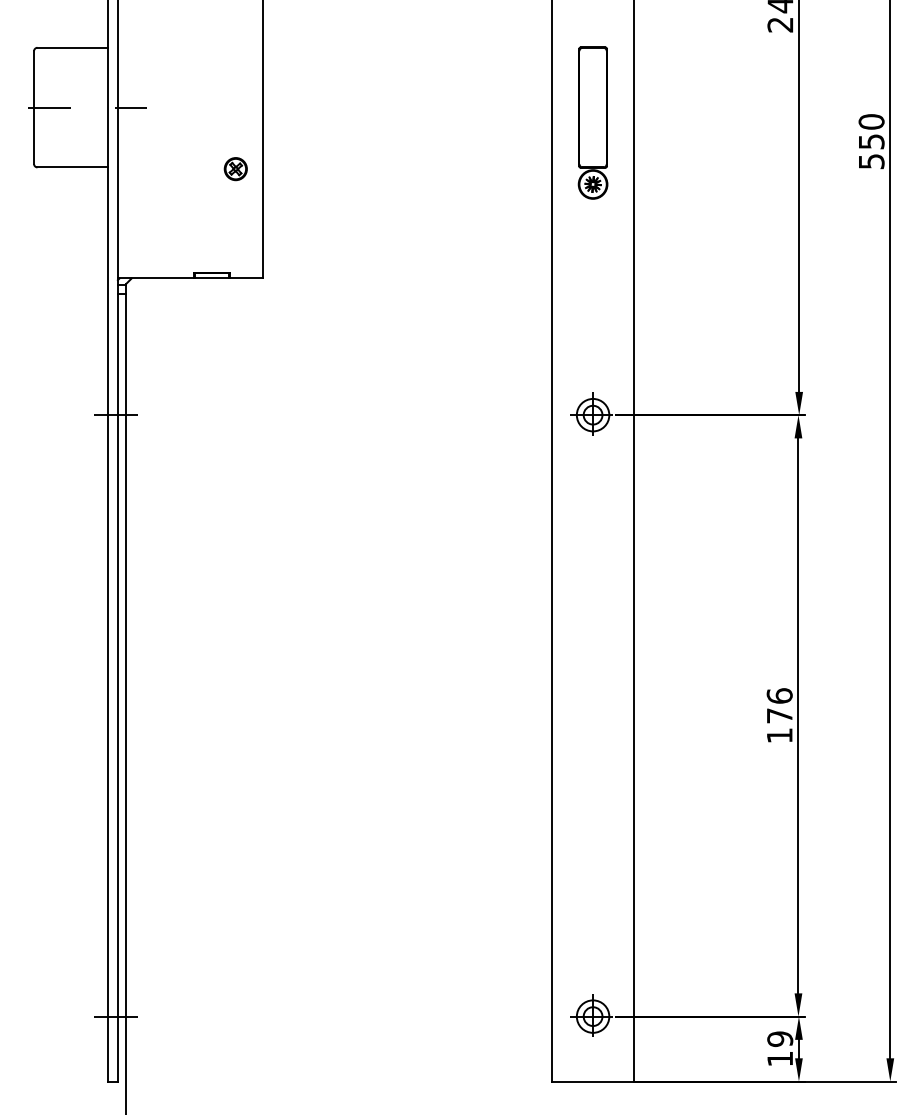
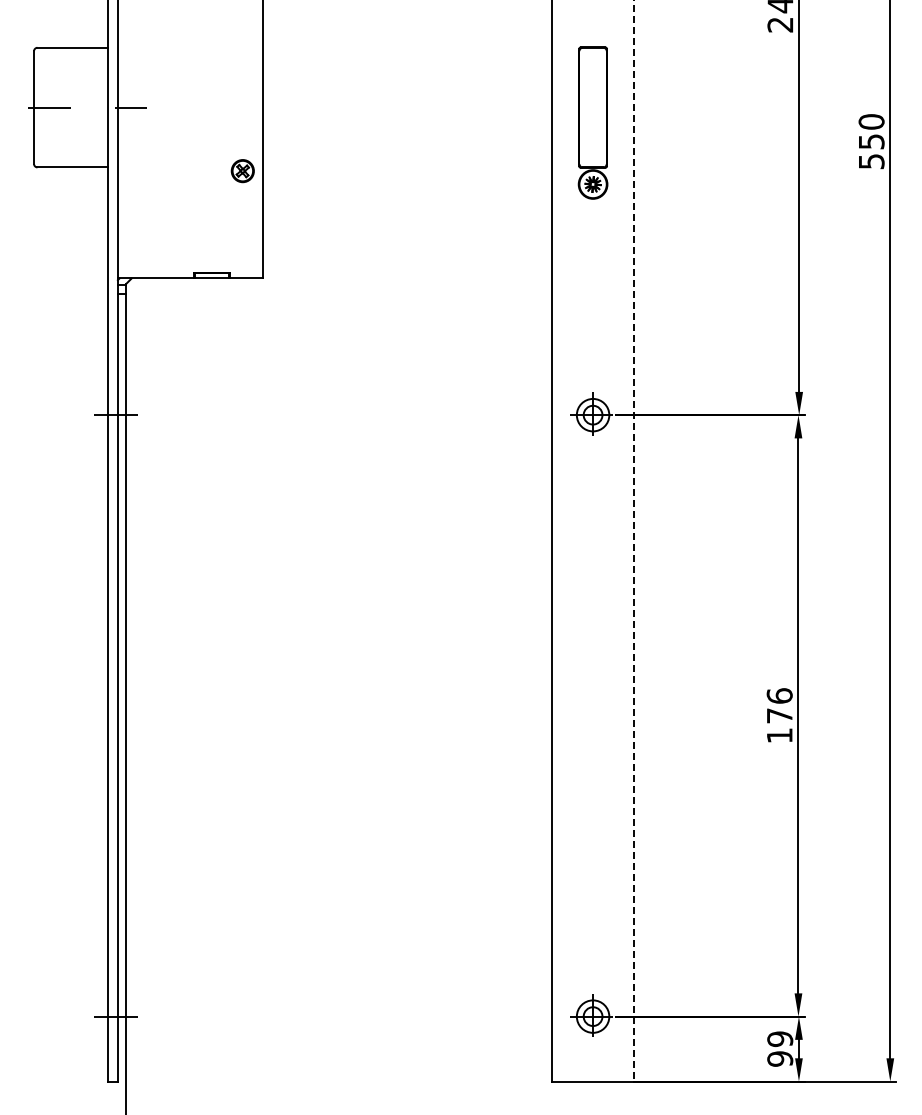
part position: (235, 169) -> (242, 171) (242, 171)
line: solid -> dashed (634, 541)
text: 19 -> 99 (780, 1058)
